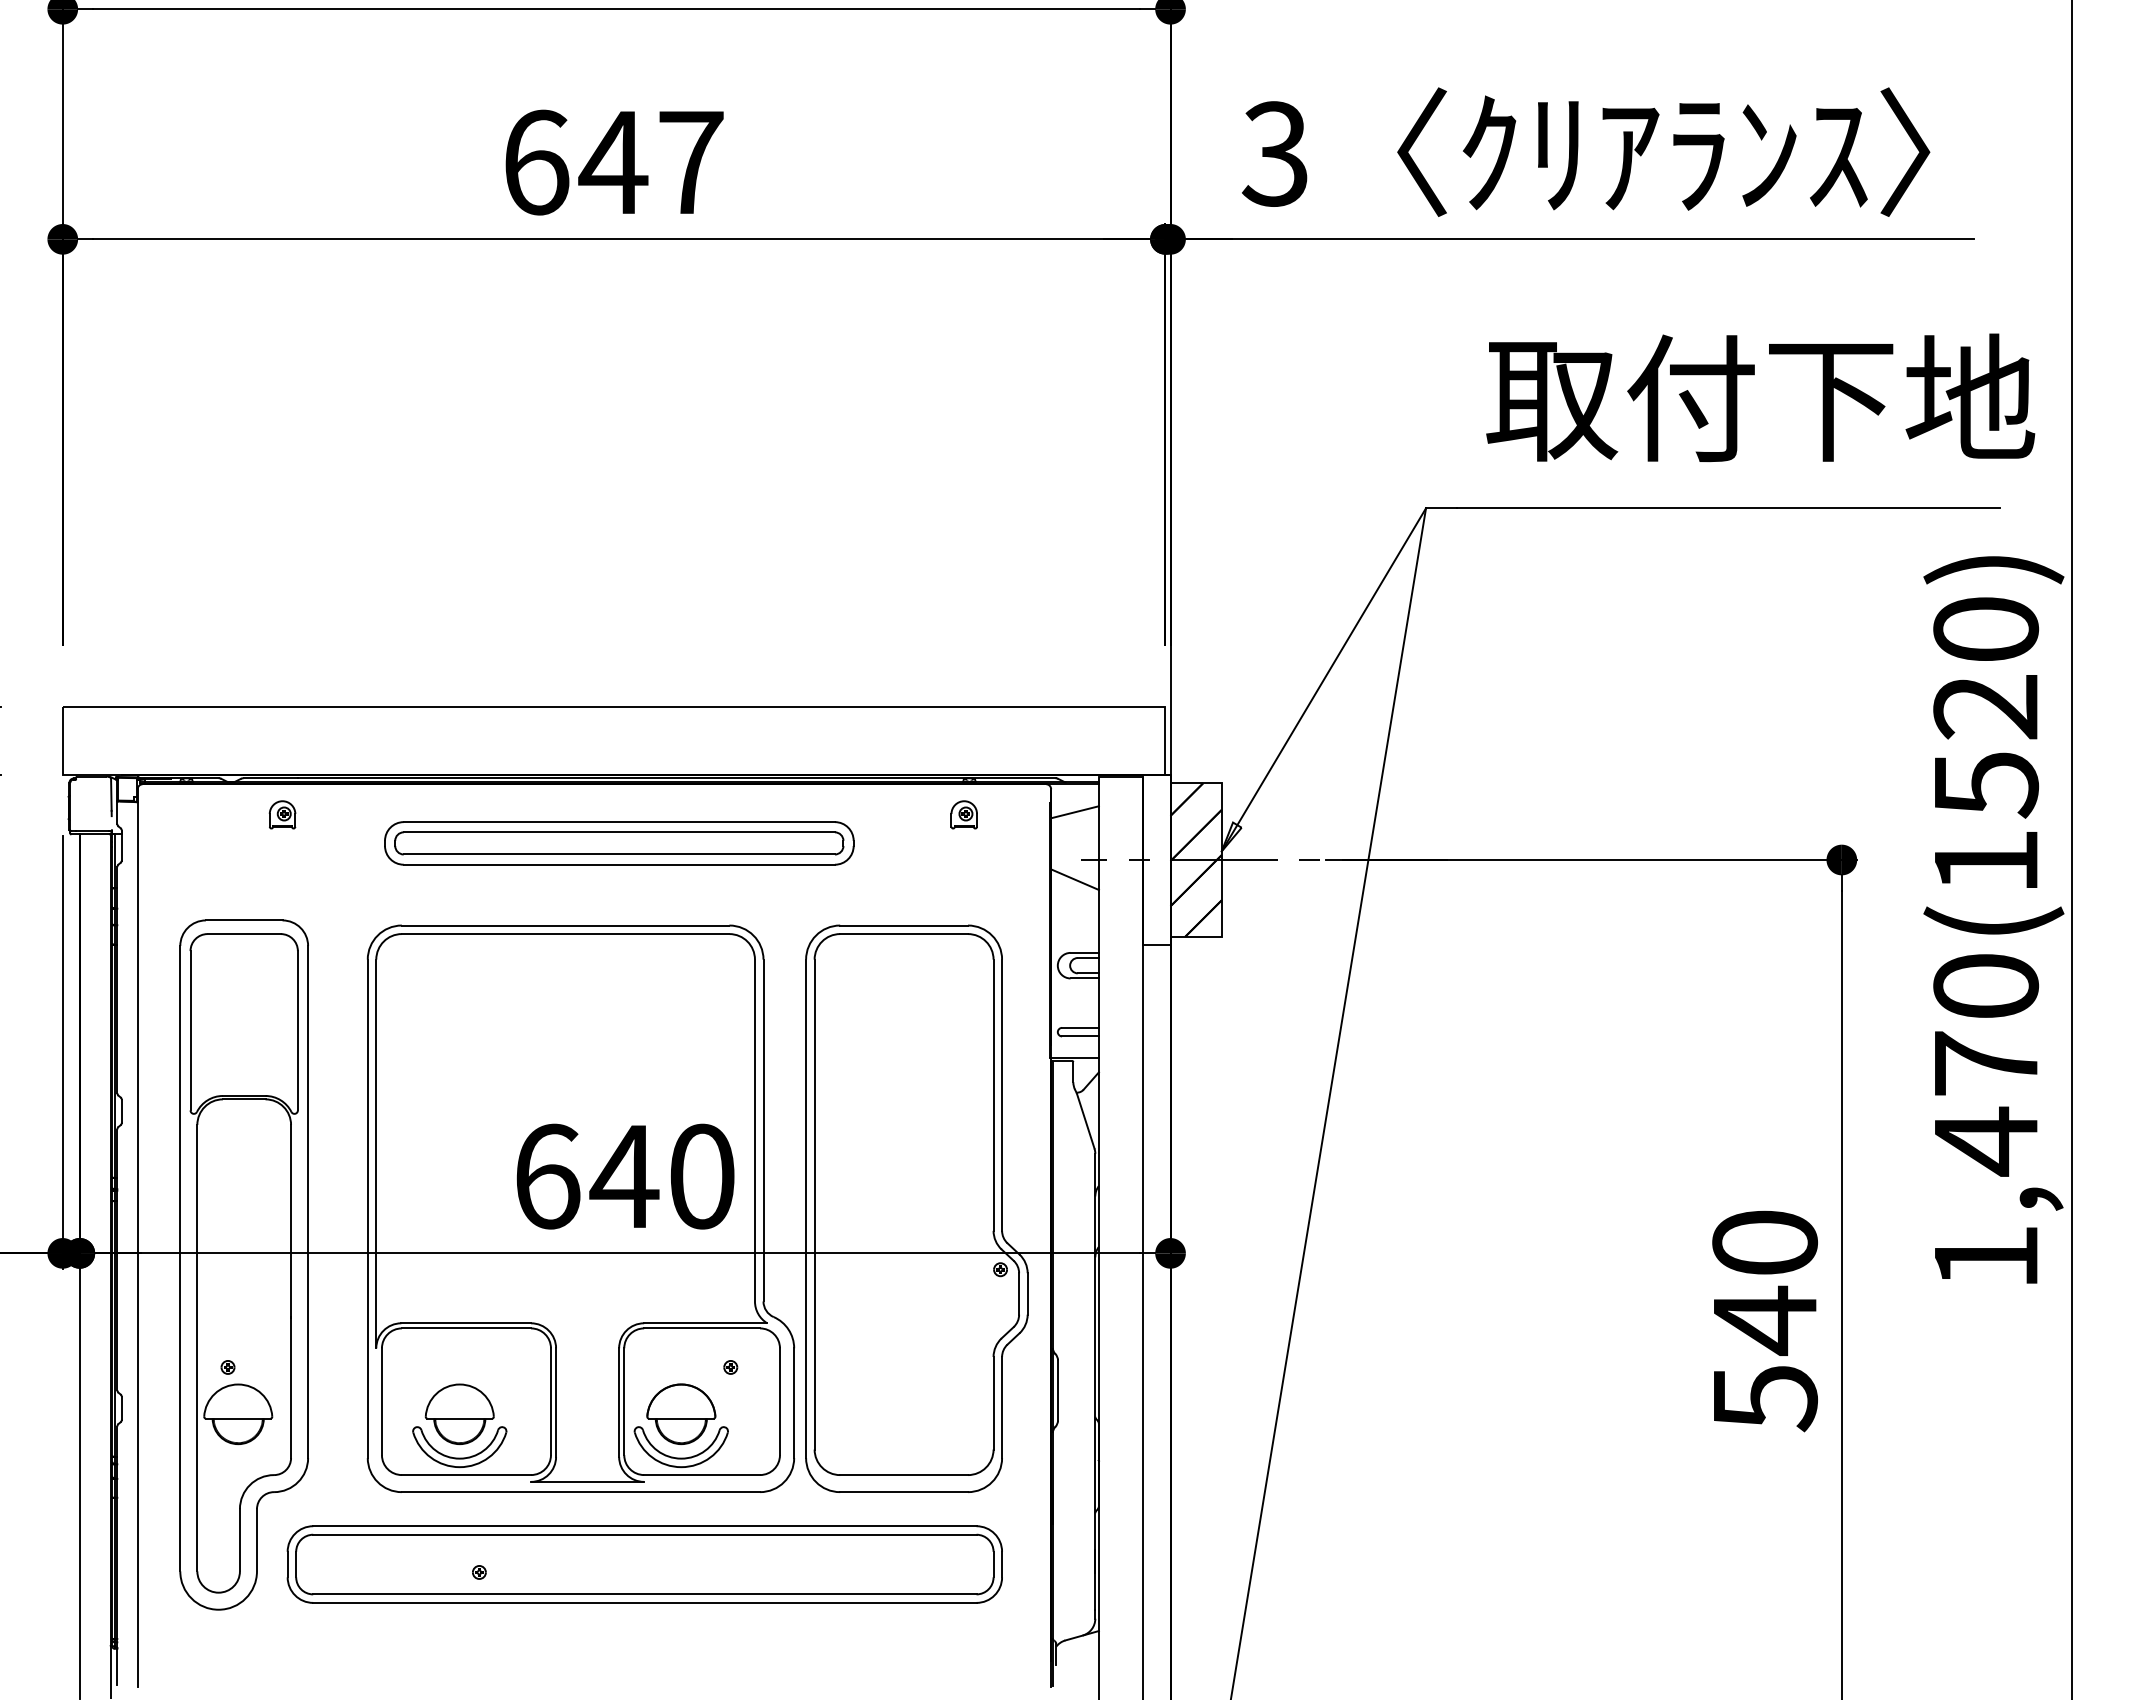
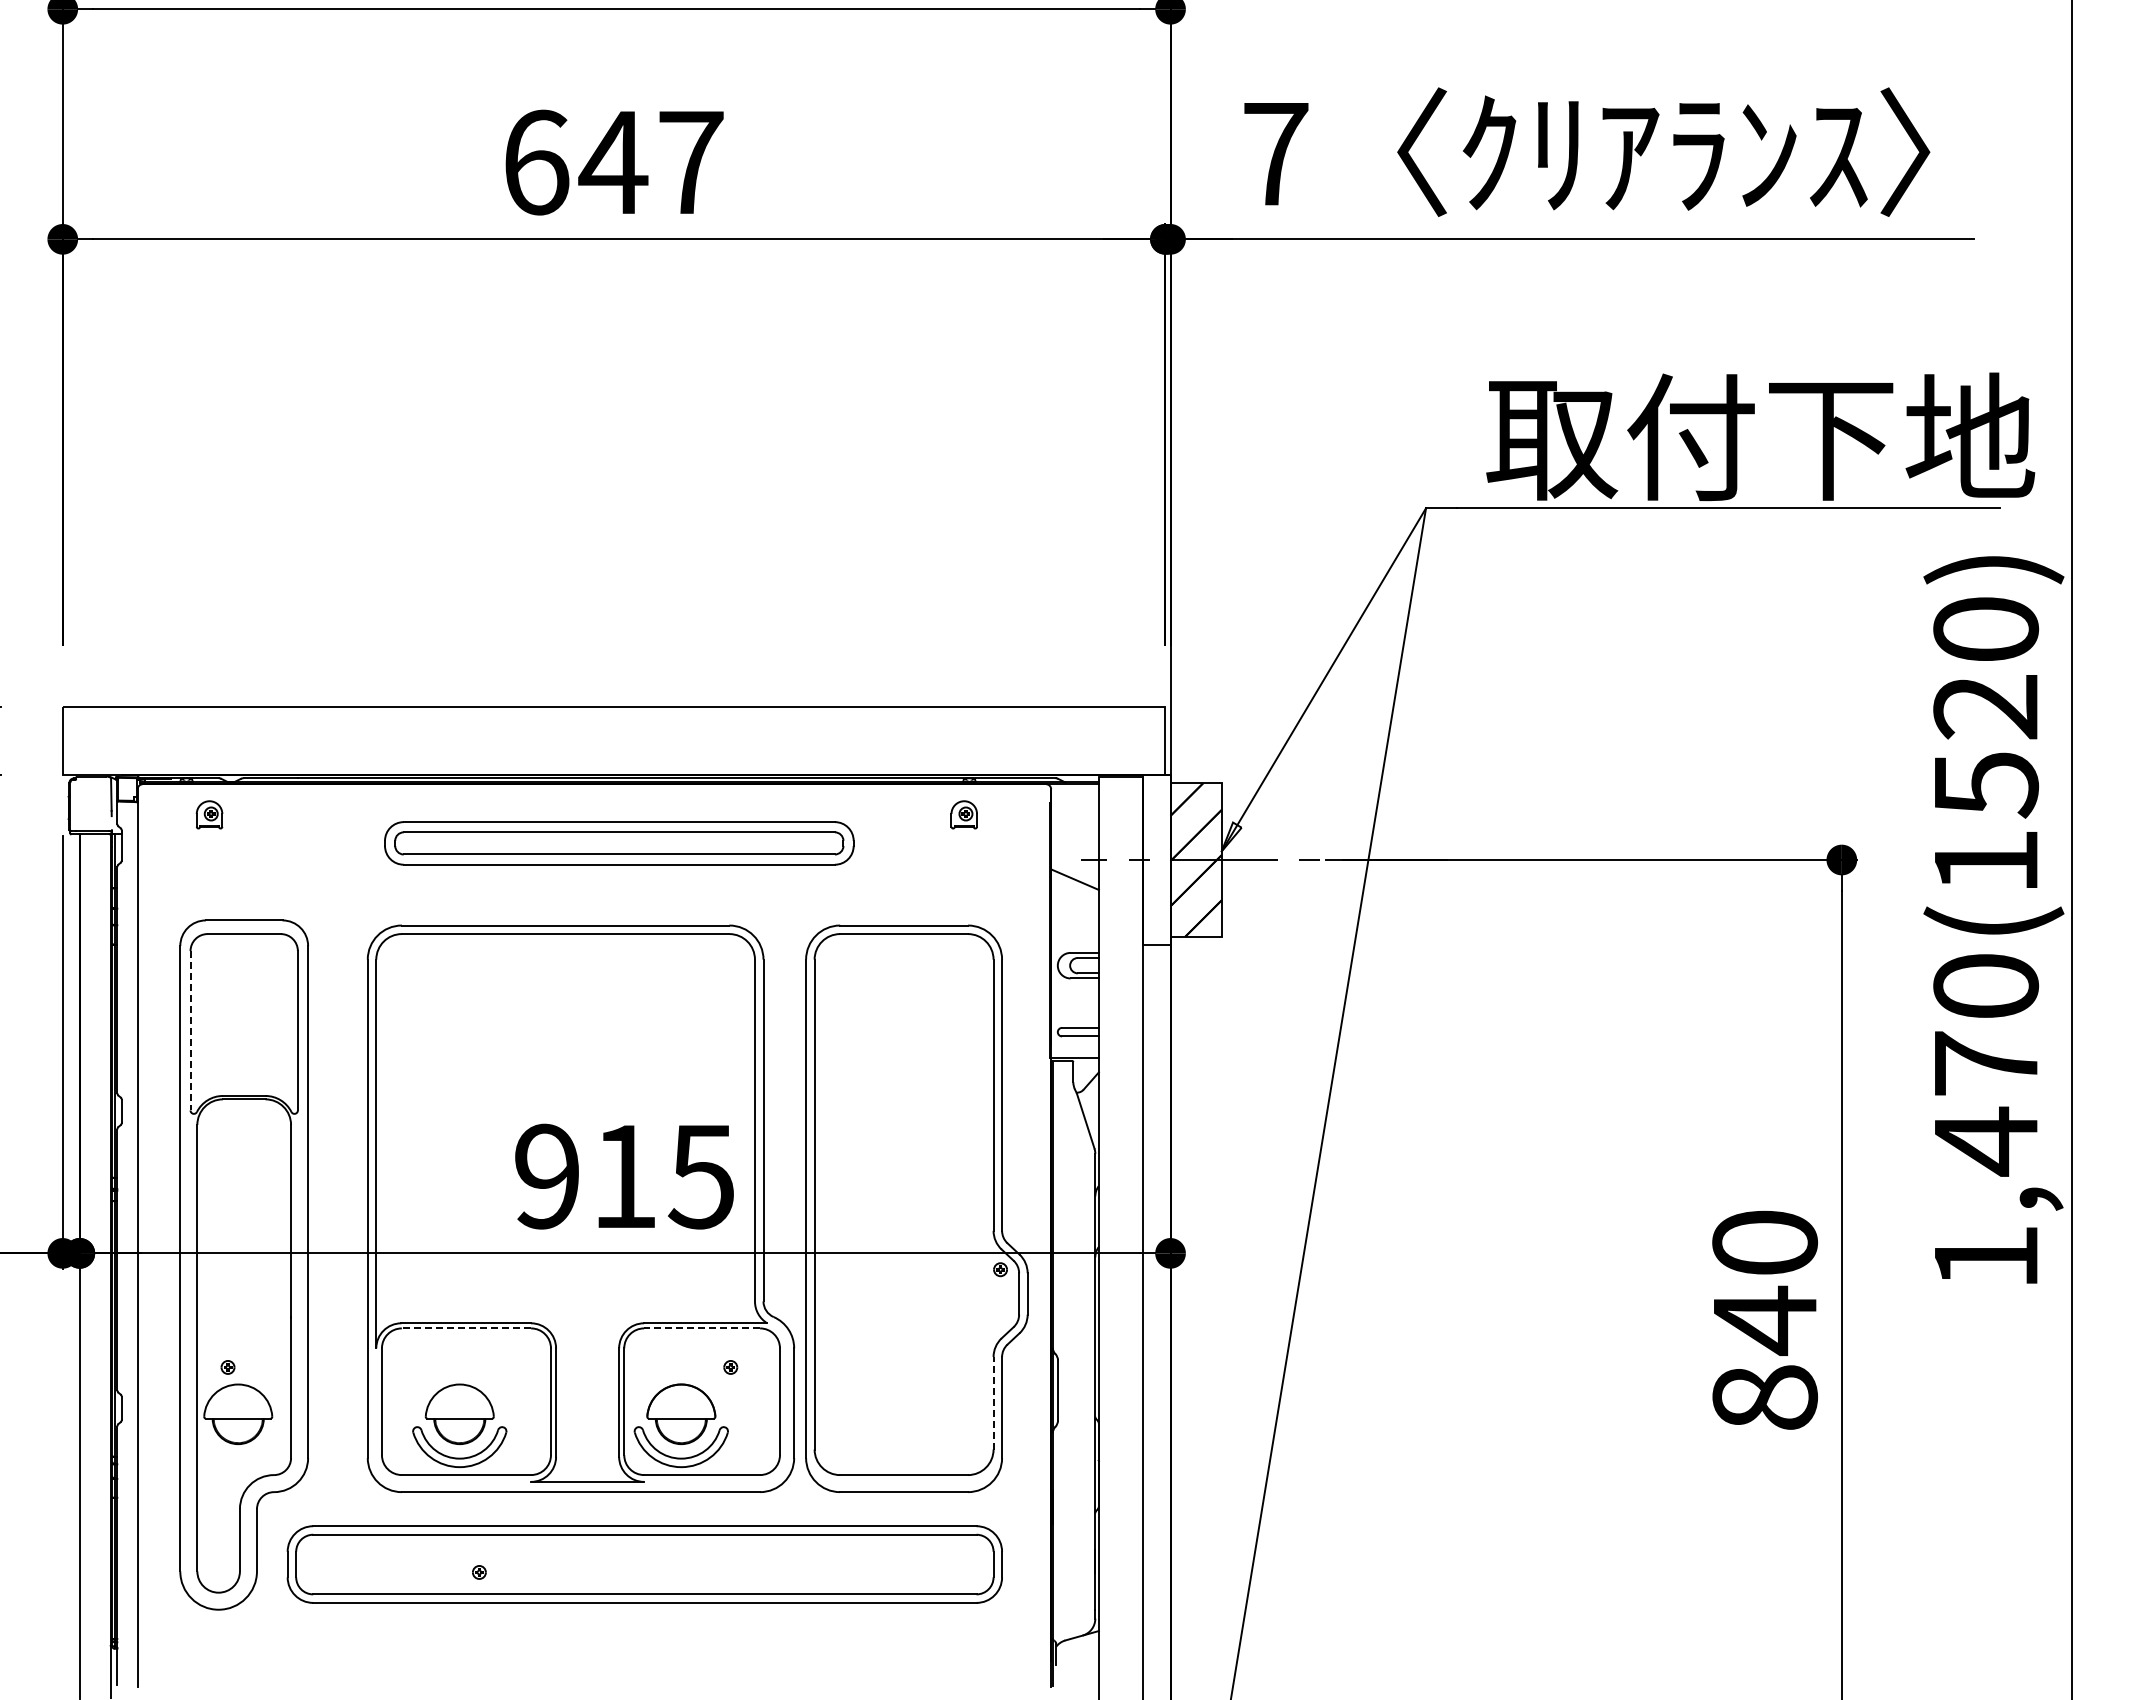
text: 3 -> 7 (1275, 153)
text position: (1760, 397) -> (1760, 436) (1760, 436)
line: present -> none (1074, 812)
part position: (282, 814) -> (209, 814) (209, 814)
line: solid -> dashed (190, 1030)
text: 640 -> 915 (624, 1176)
line: solid -> dashed (466, 1328)
line: solid -> dashed (702, 1328)
text: 540 -> 840 (1764, 1398)
line: solid -> dashed (993, 1402)
